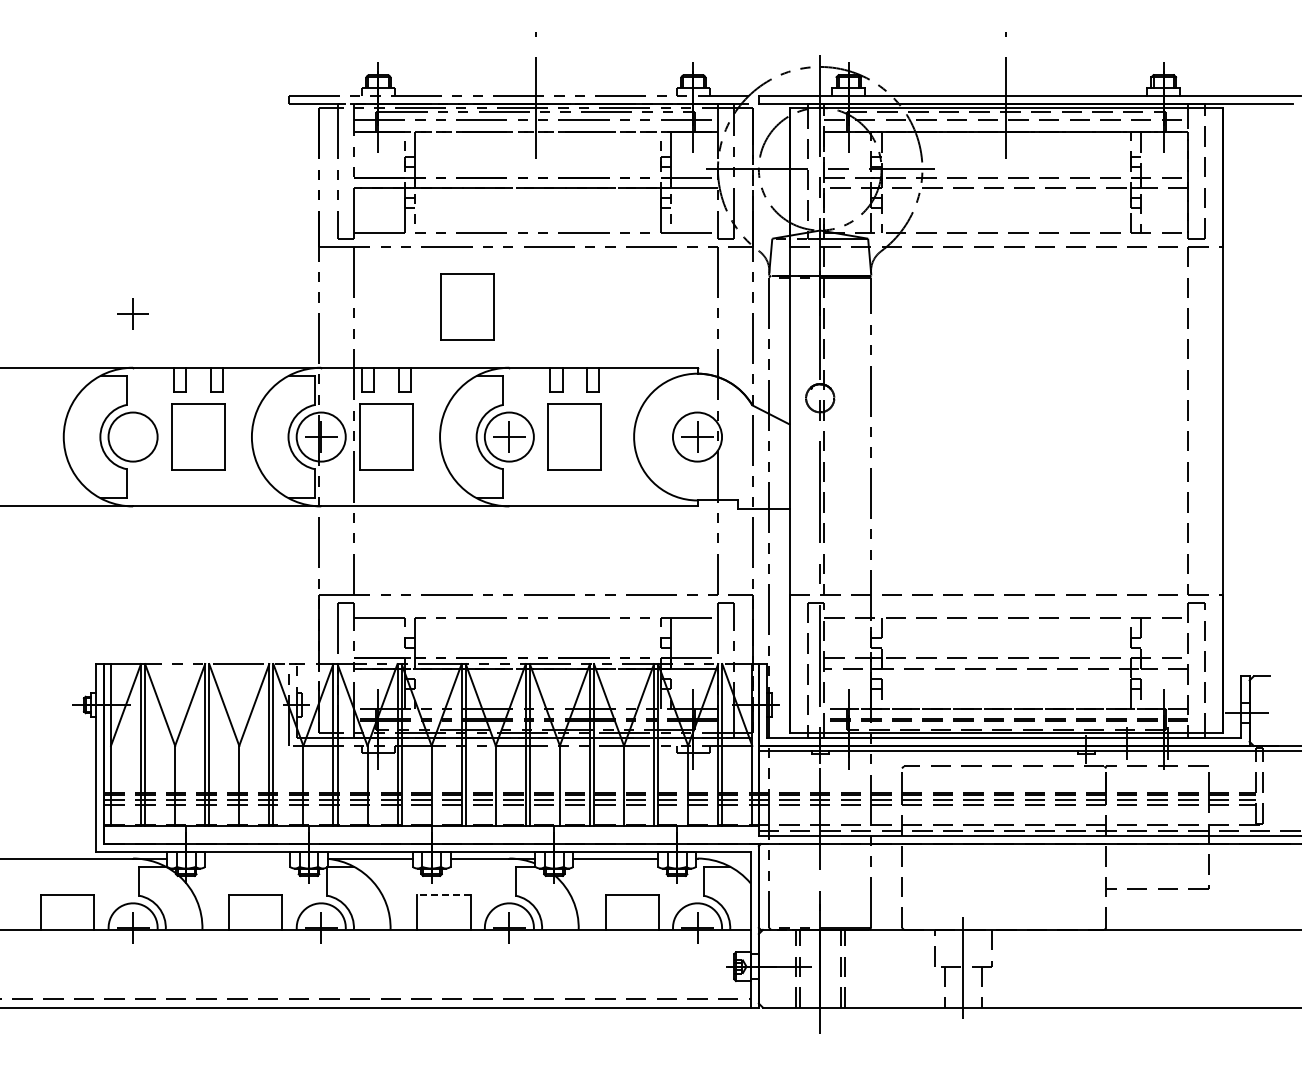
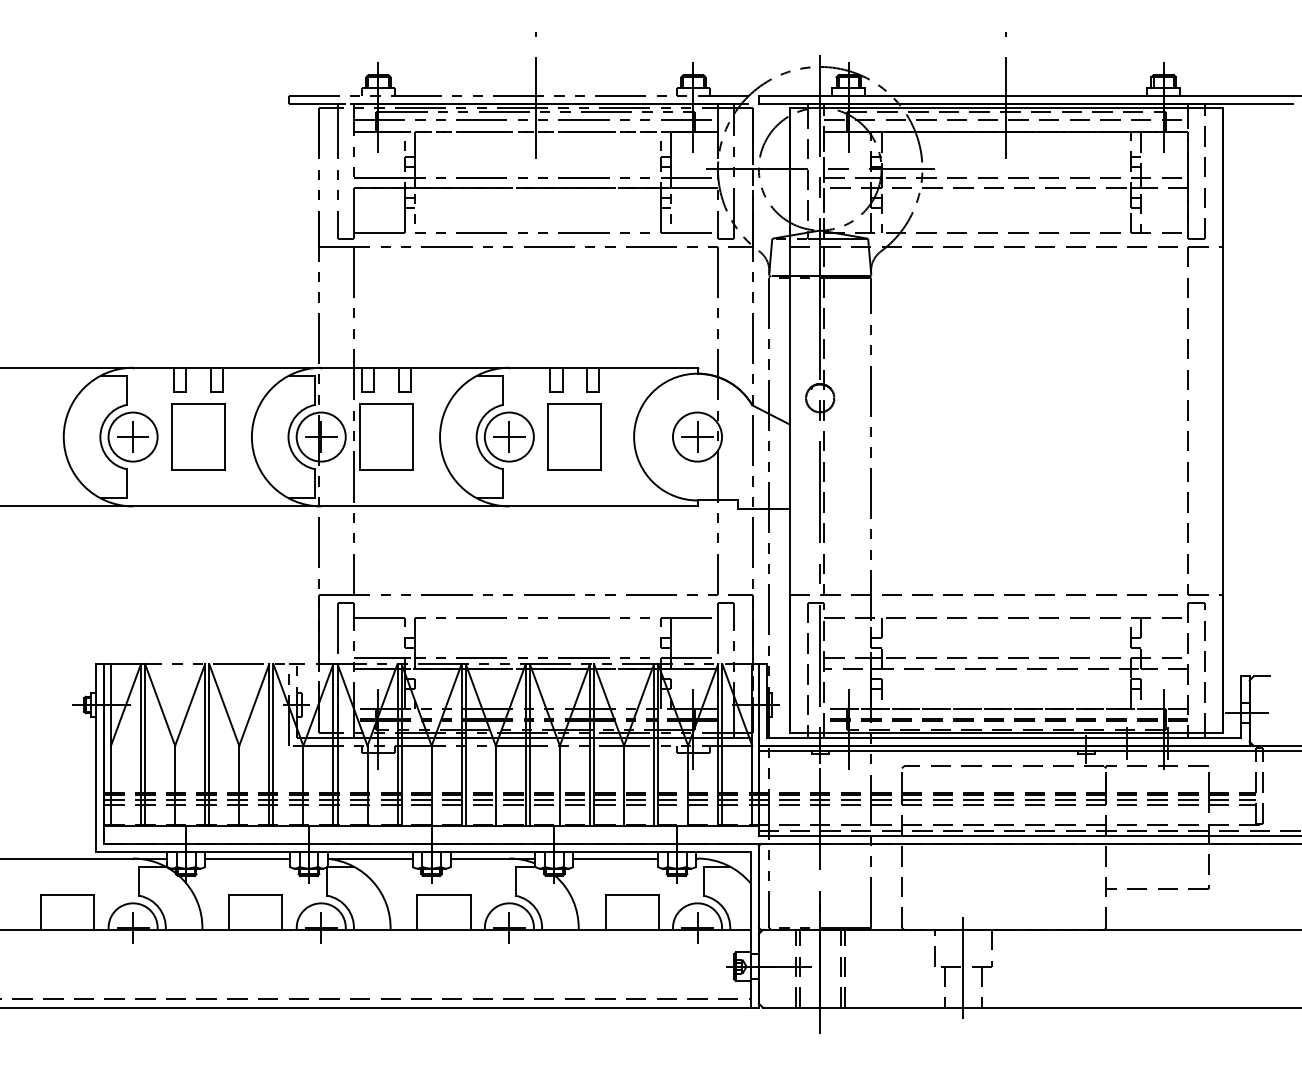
part: present -> none (467, 306)
part position: (132, 313) -> (132, 436) (132, 436)
line: none -> present (247, 858)
line: dashed -> solid (443, 895)
